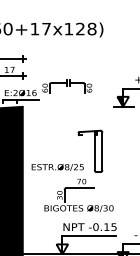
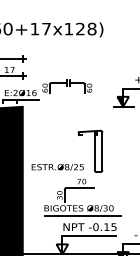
line: none -> present (82, 215)
